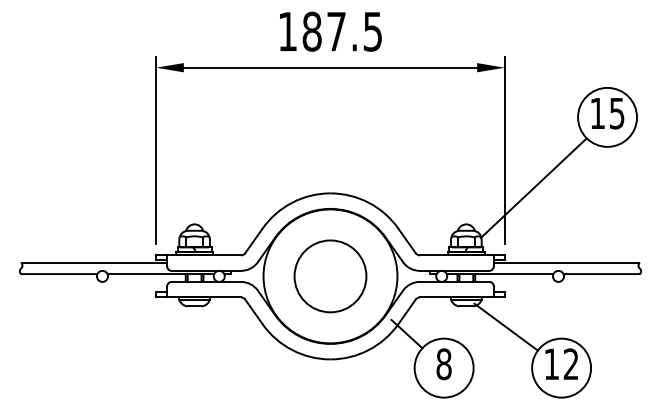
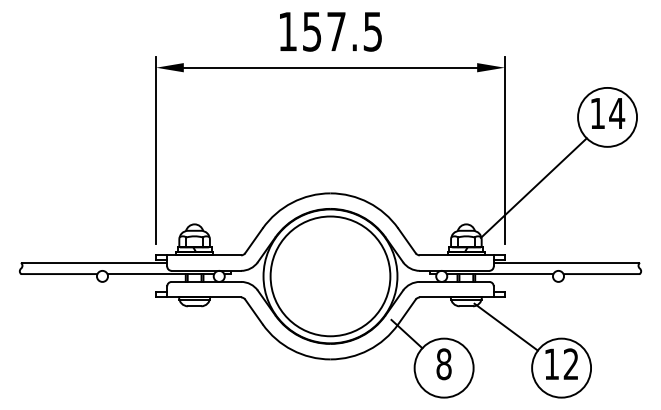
text: 187.5 -> 157.5 (311, 31)
text: 15 -> 14 (617, 113)
circle diameter: 72 px -> 120 px (330, 276)
